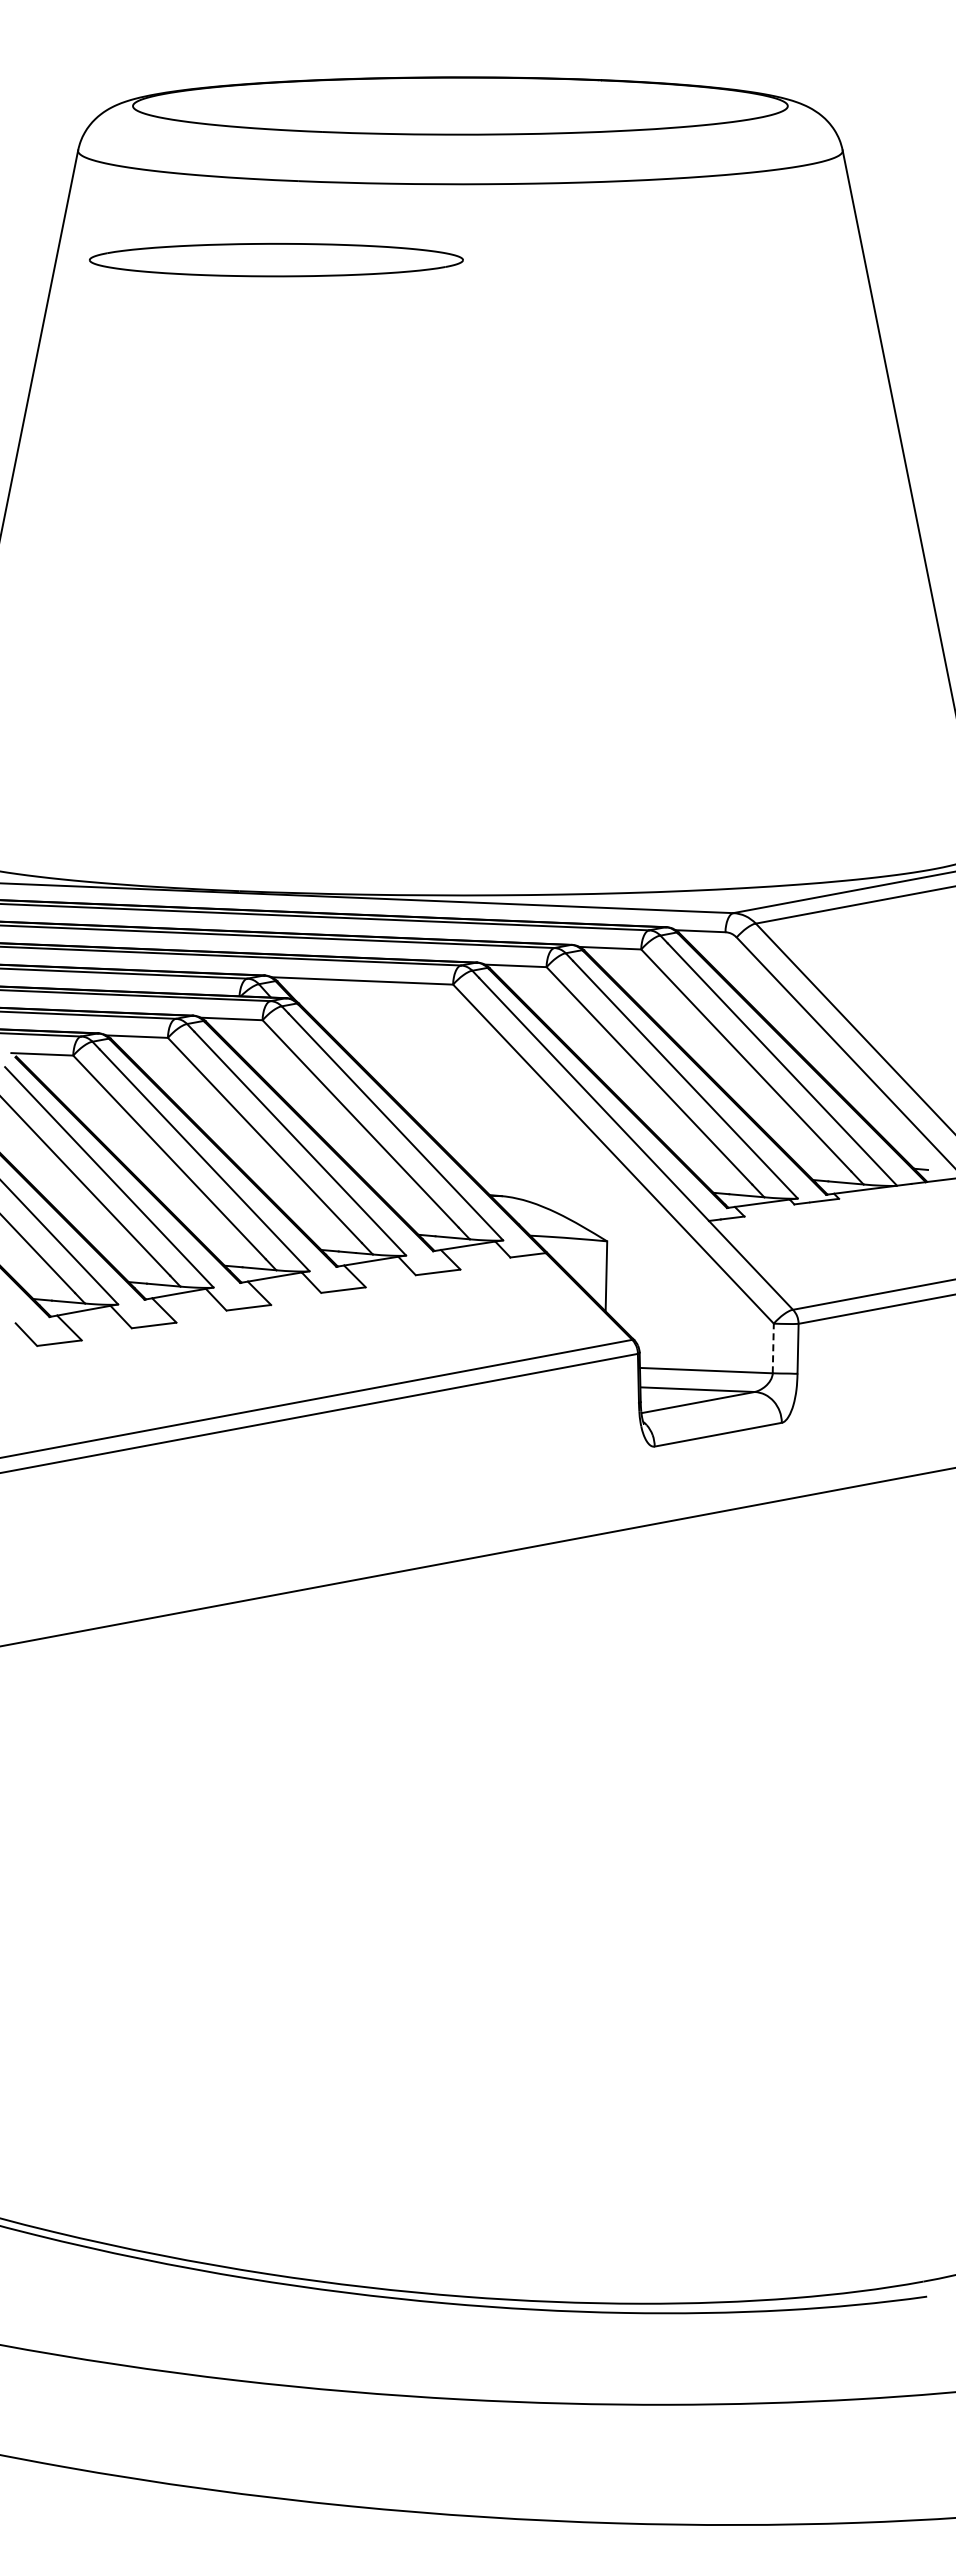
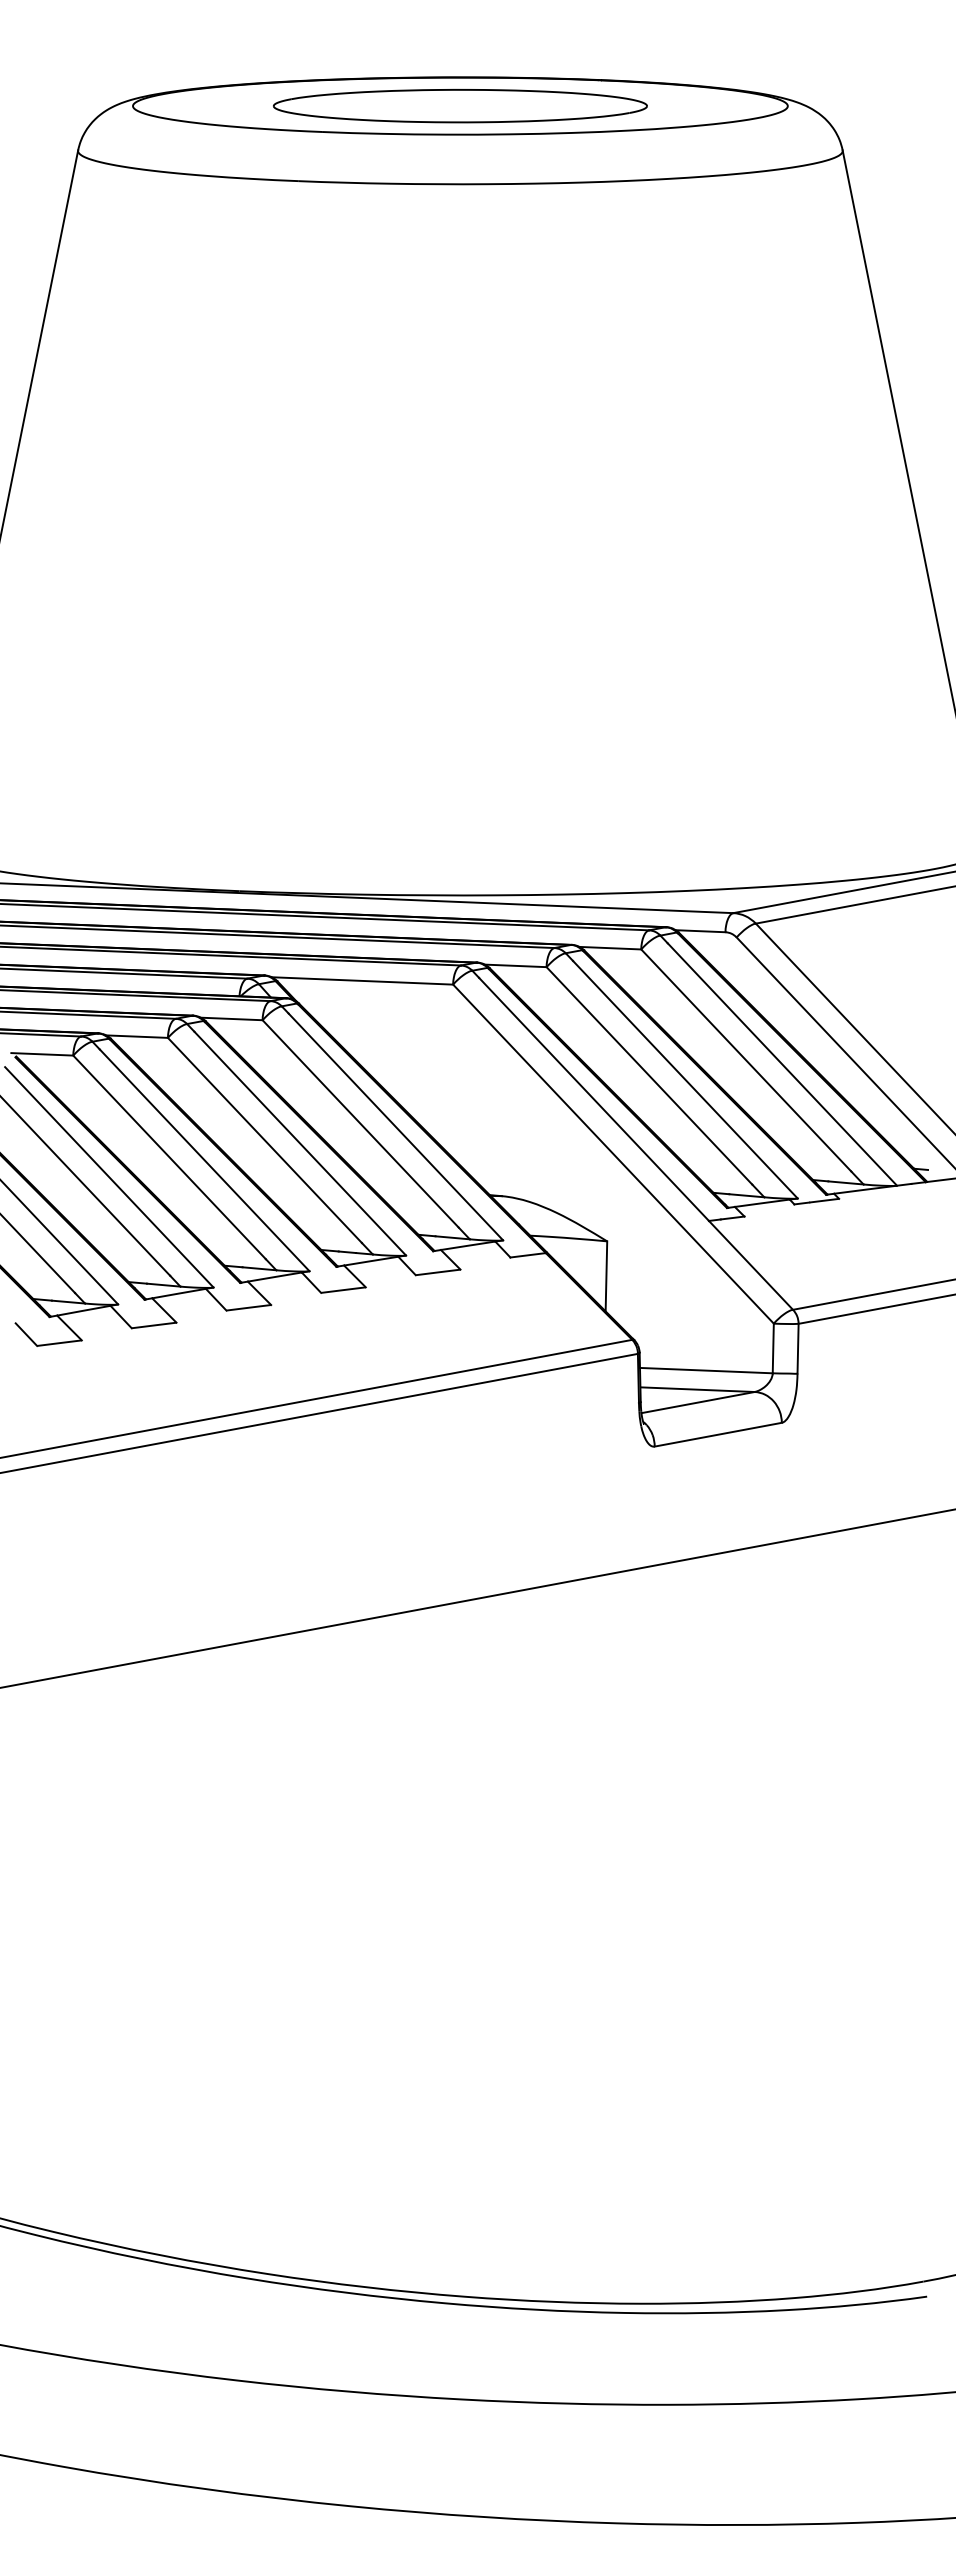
part position: (276, 260) -> (460, 106) (460, 106)
line: dashed -> solid (773, 1348)
line position: (477, 1556) -> (477, 1598) (477, 1598)
